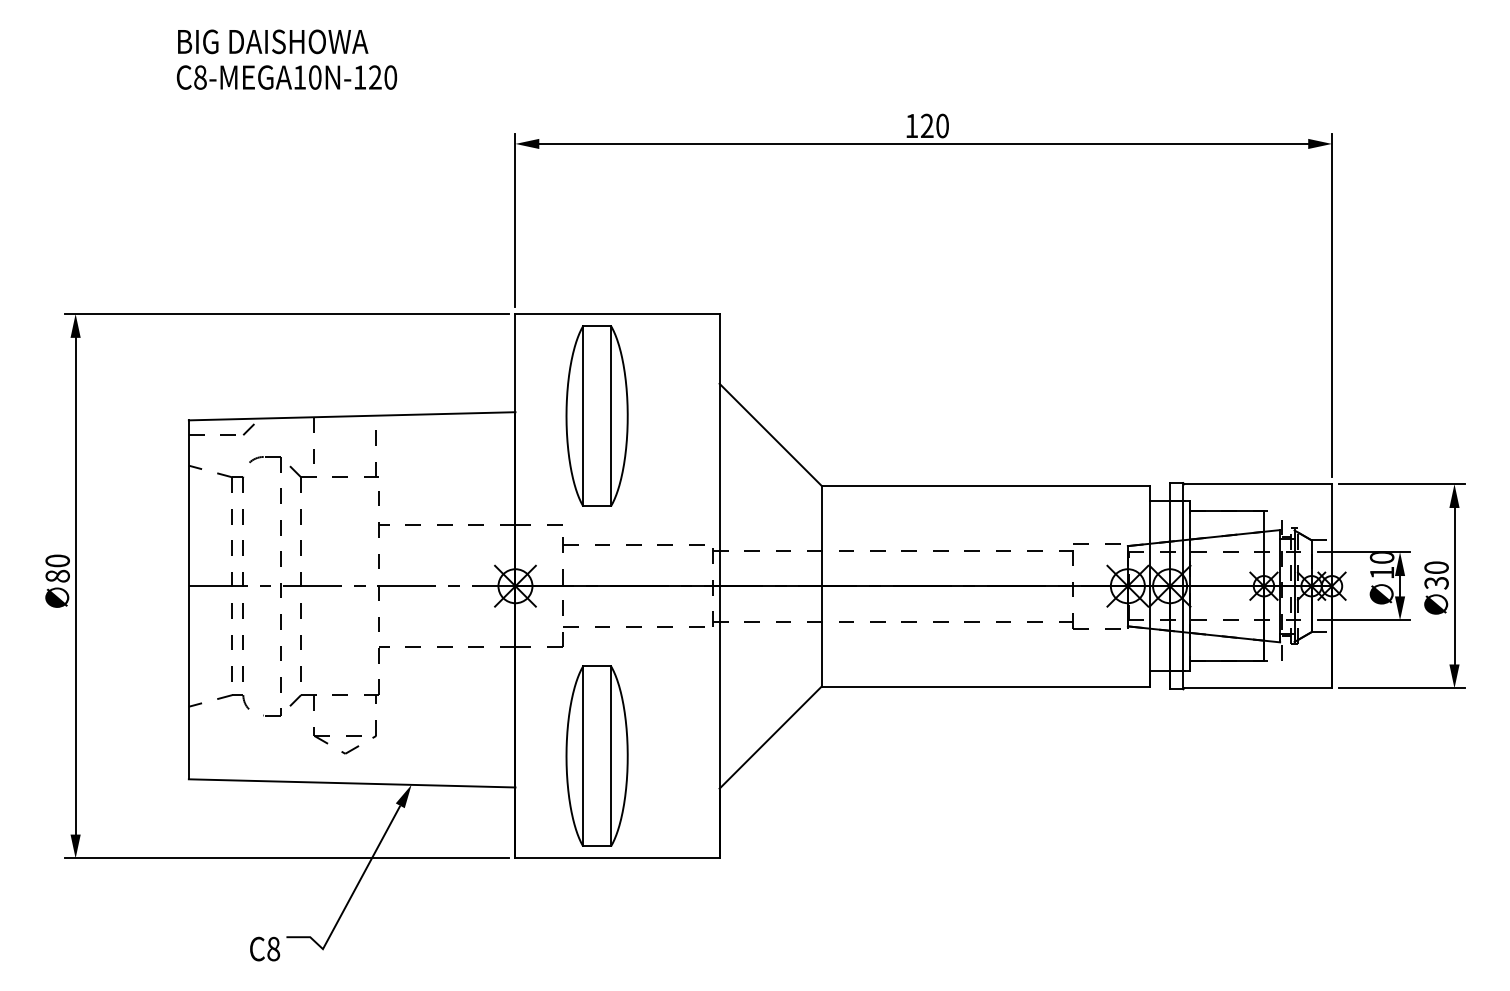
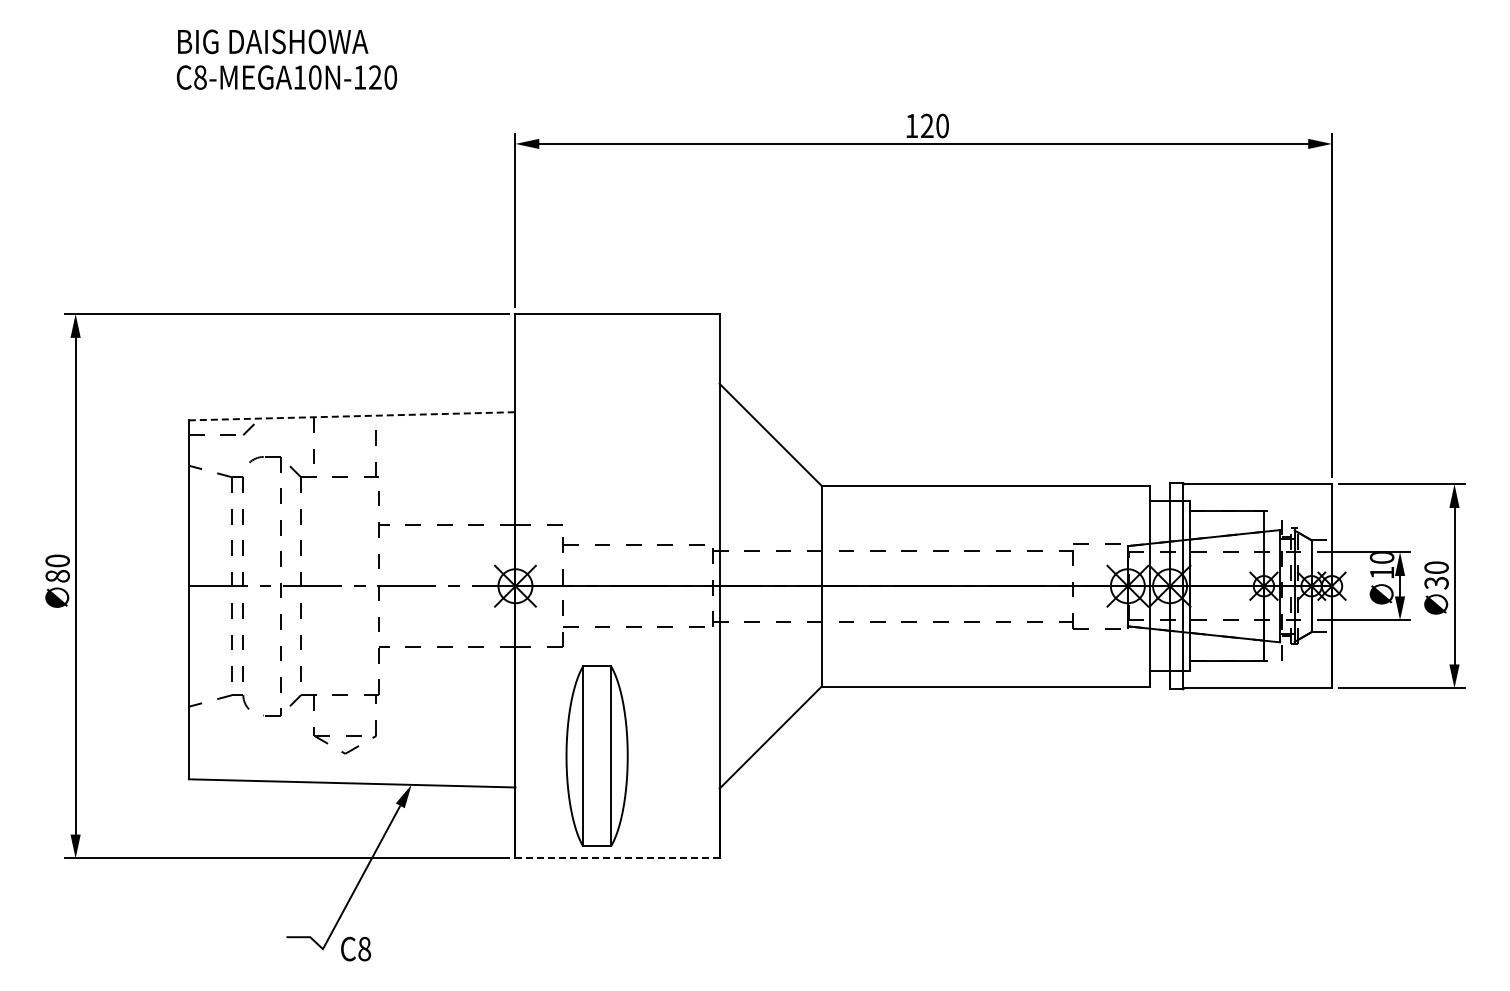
part: present -> none (596, 415)
line: solid -> dashed (352, 416)
line: solid -> dashed (618, 858)
text position: (265, 948) -> (356, 948) (356, 948)
